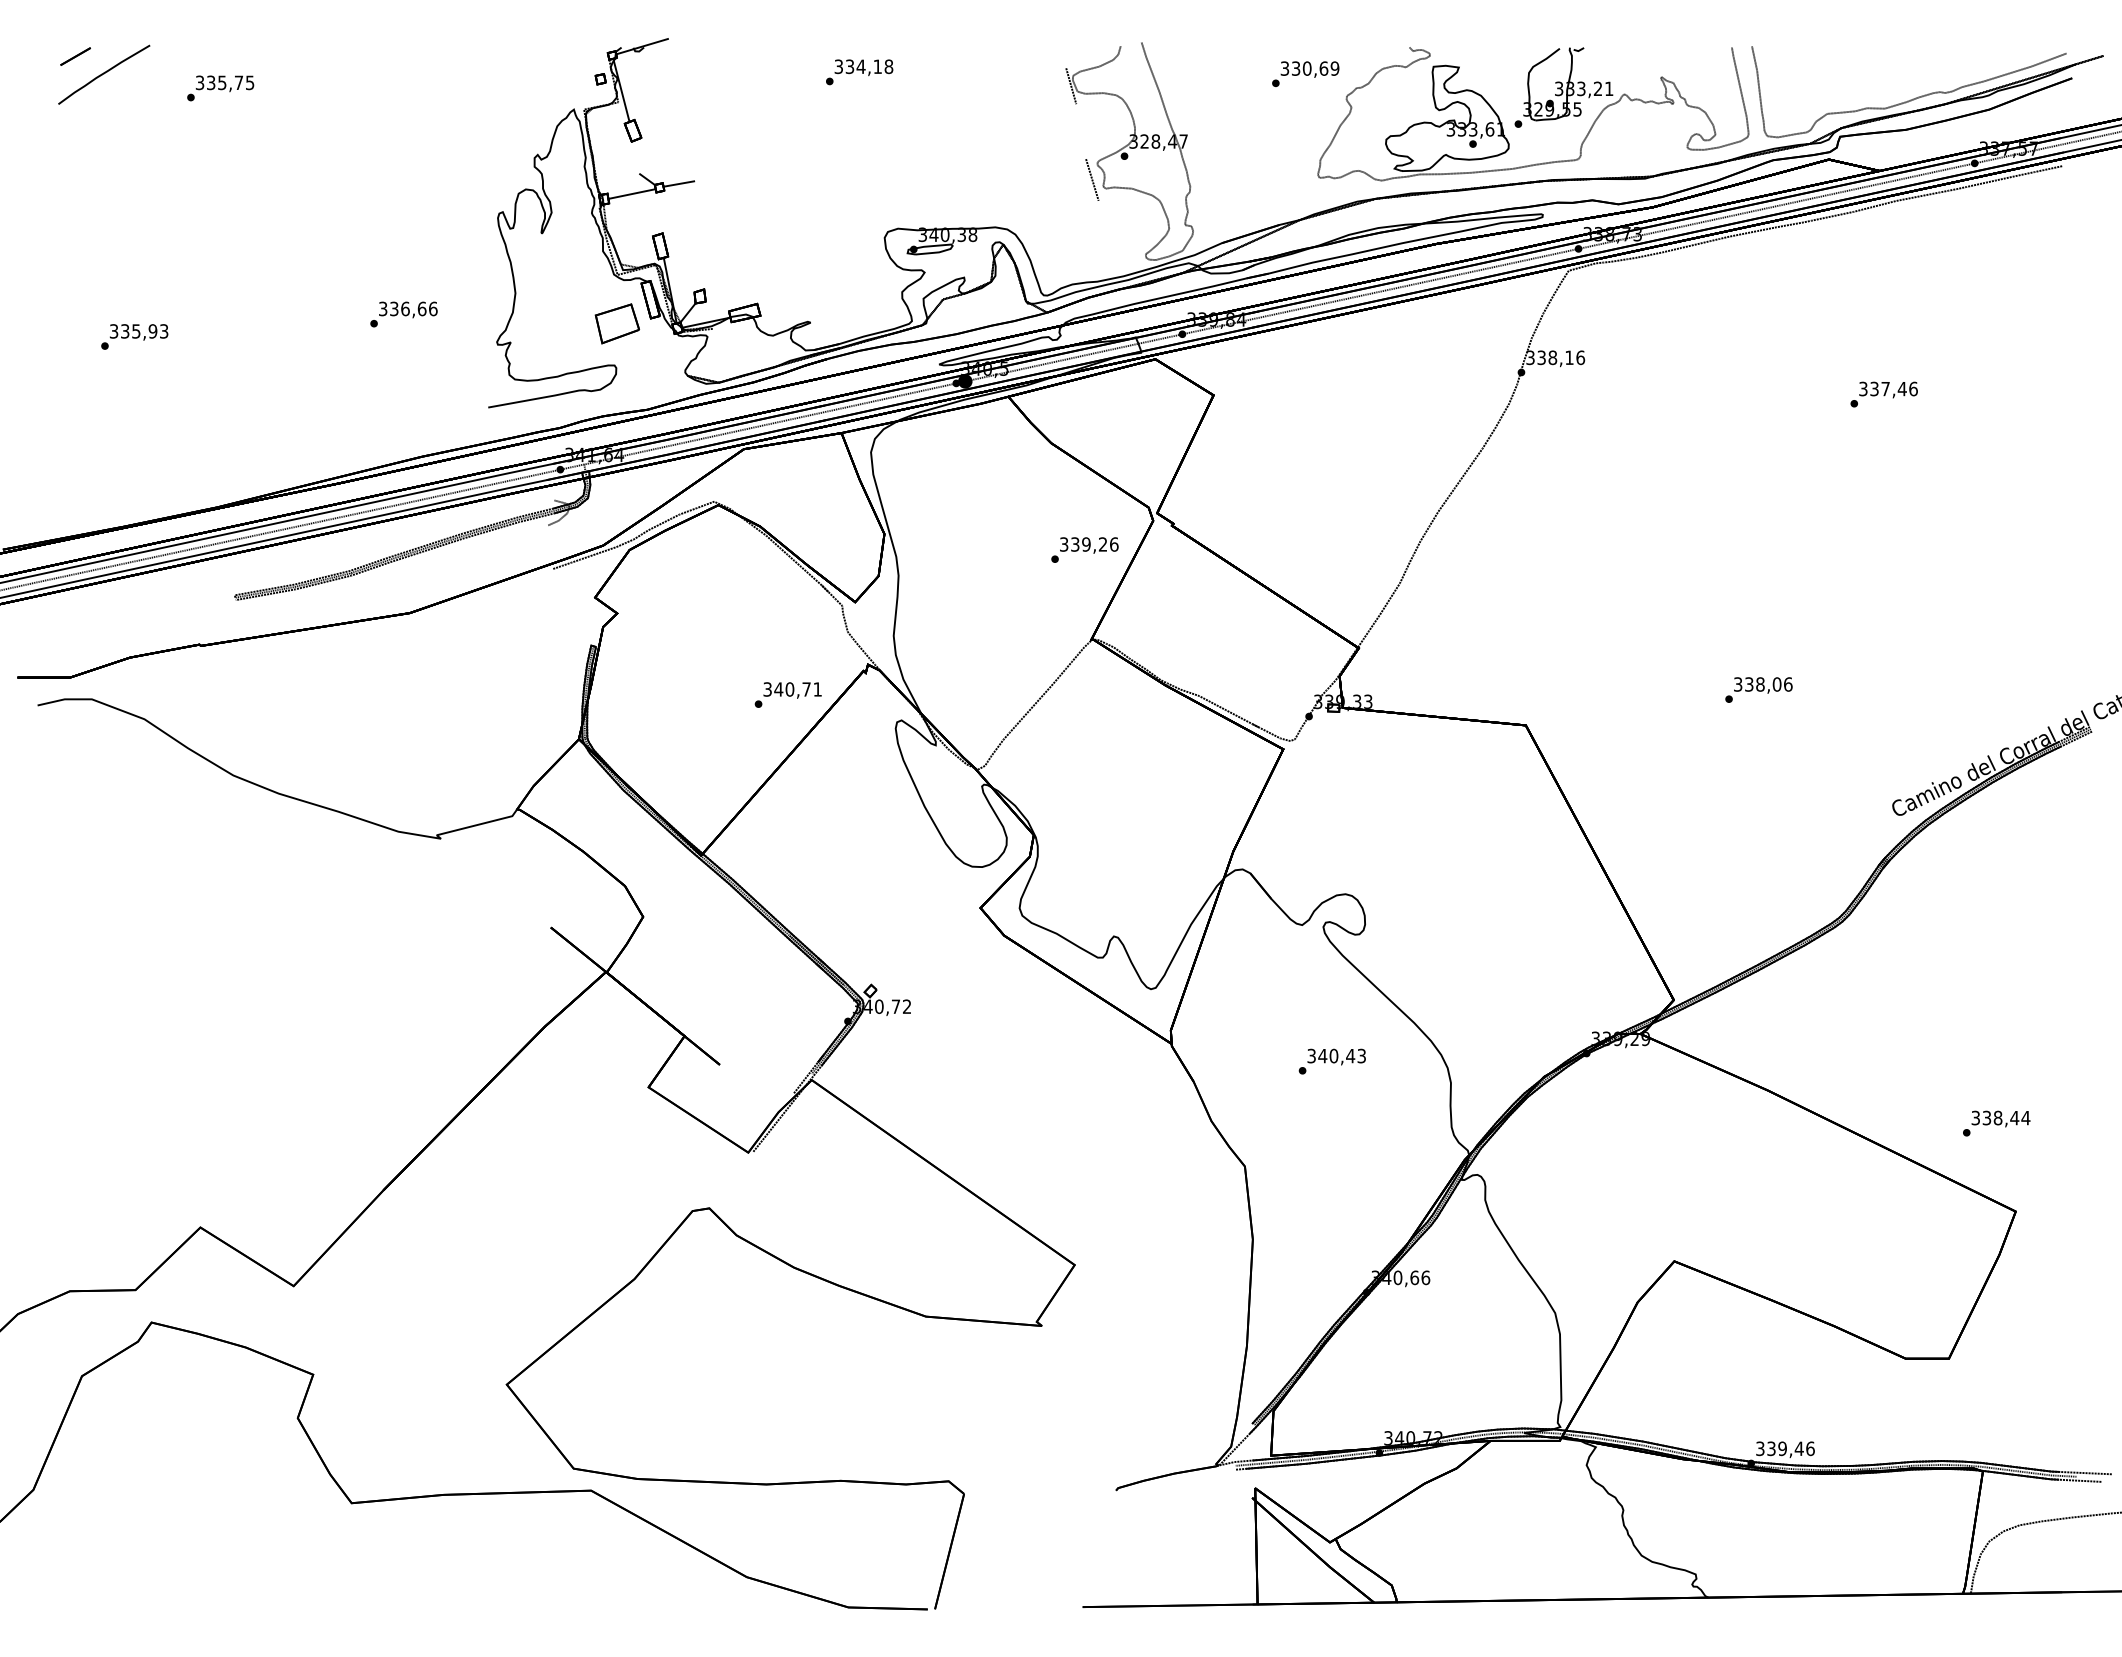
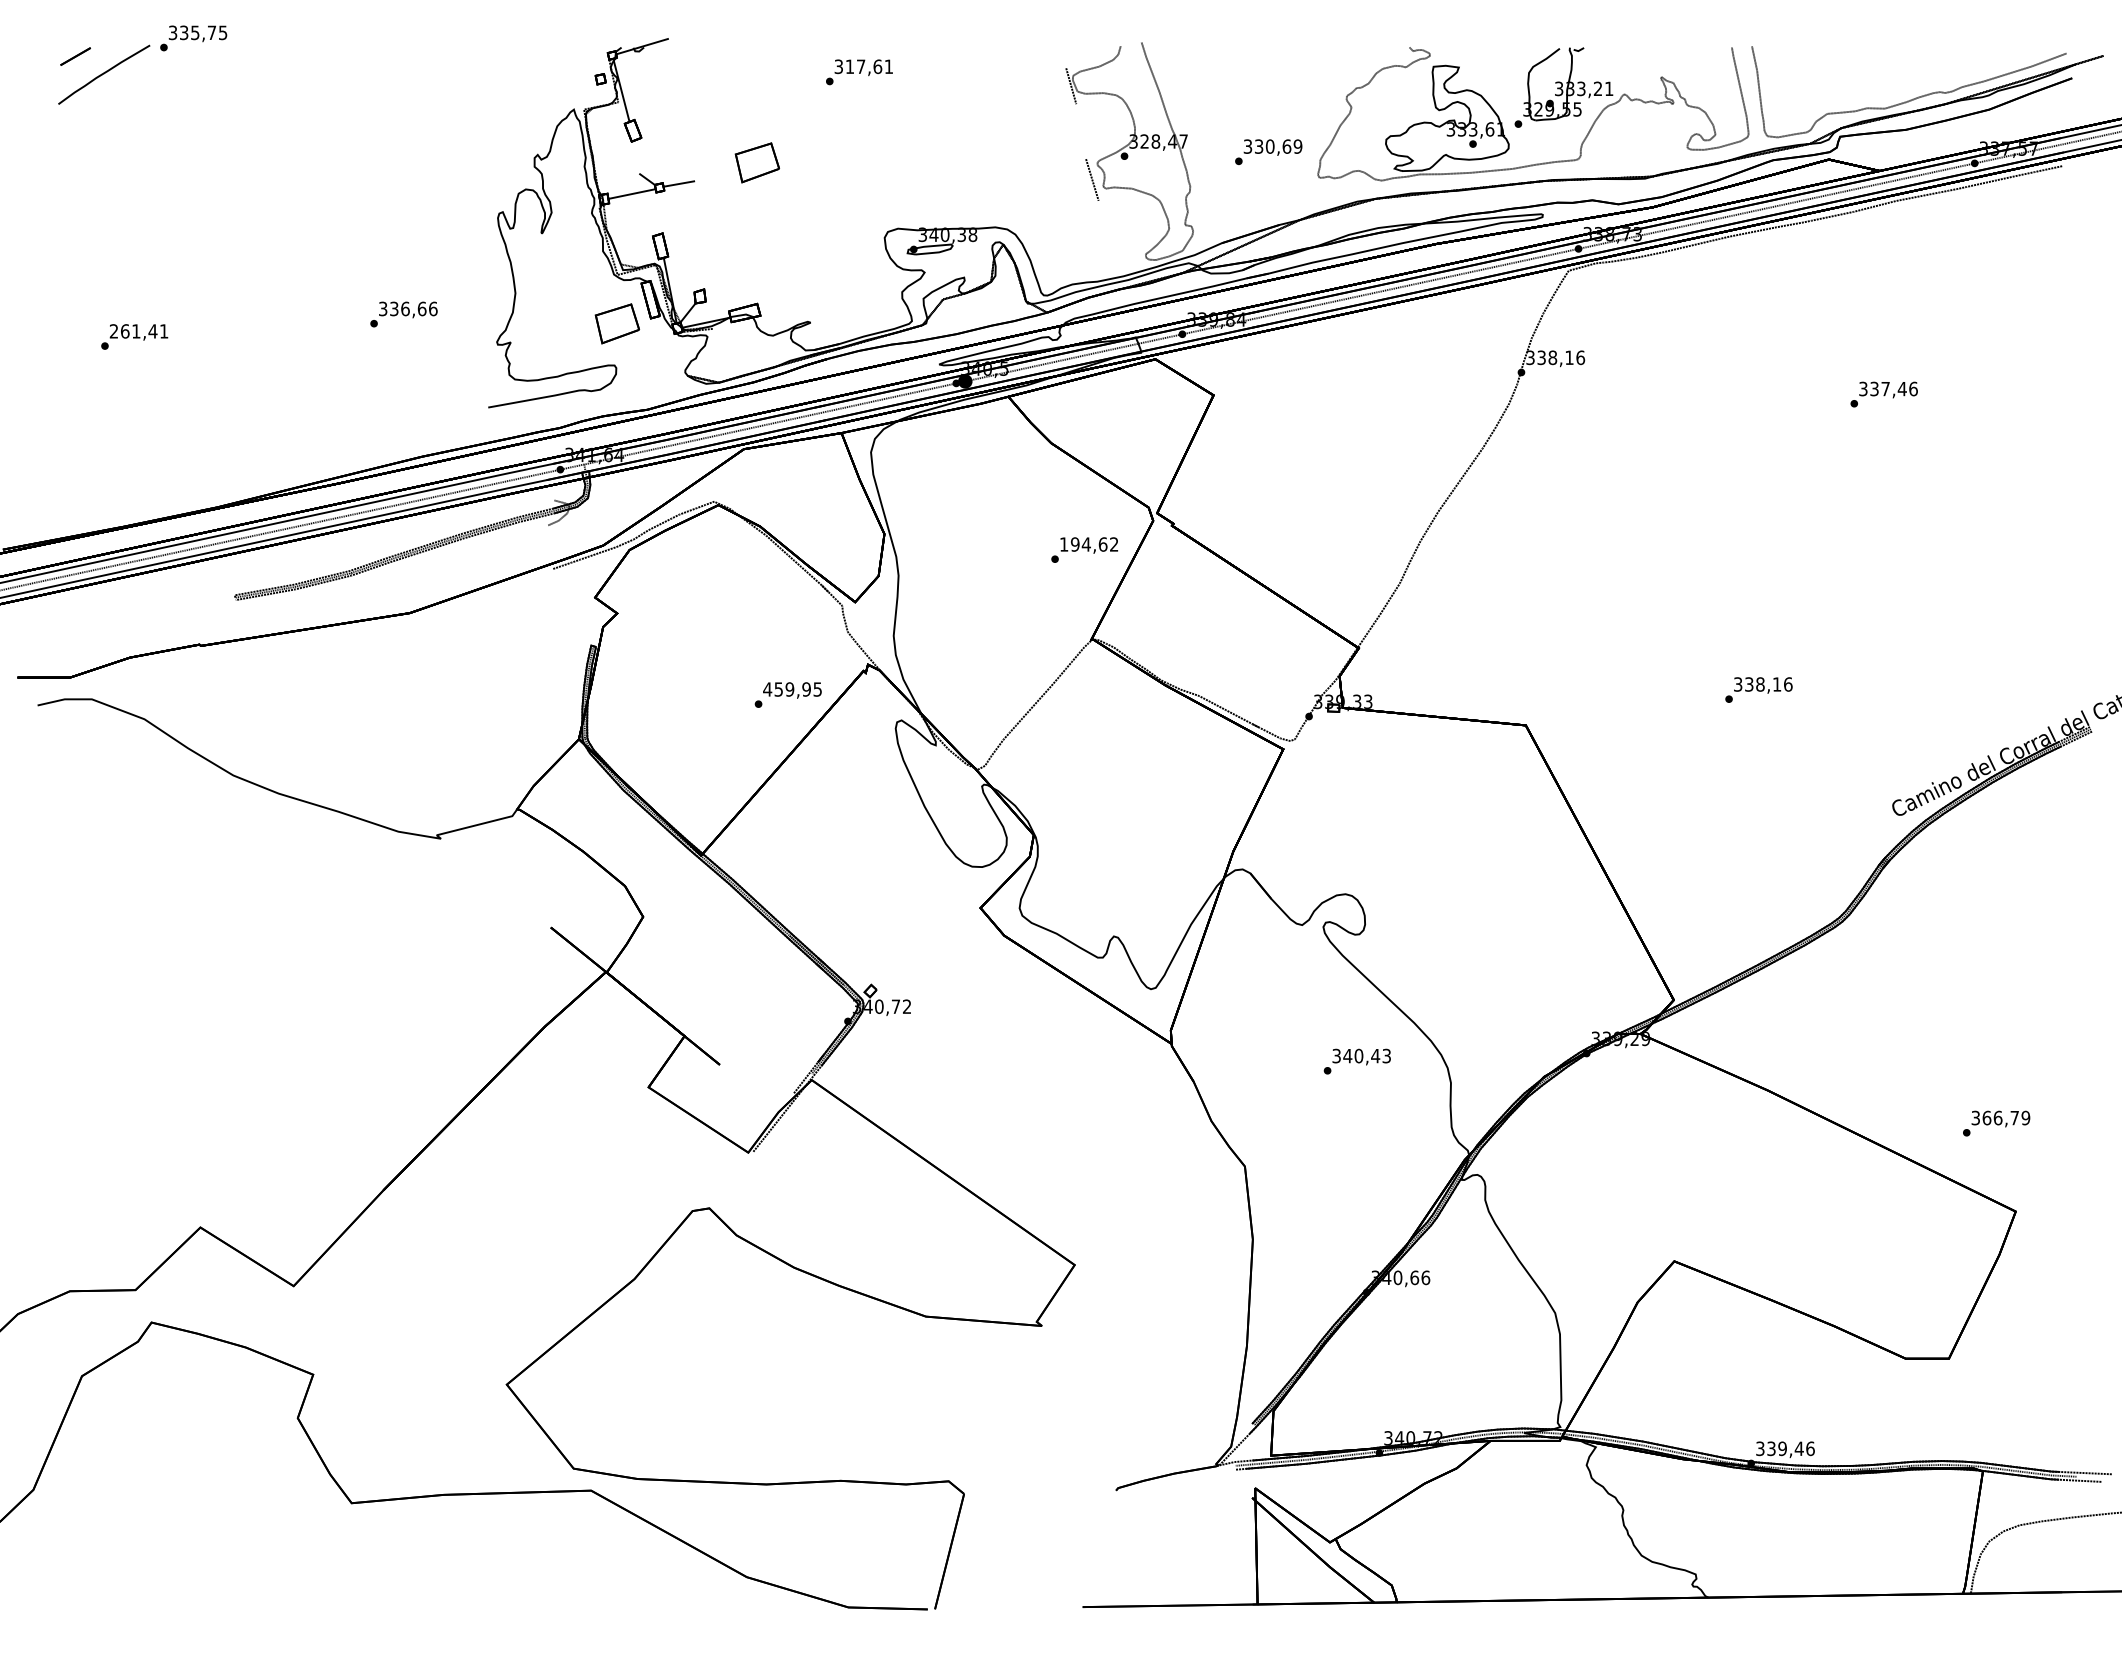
text: 334,18 -> 317,61 (869, 66)
text position: (1305, 73) -> (1268, 151) (1268, 151)
text position: (220, 88) -> (193, 38) (193, 38)
part: none -> present (756, 162)
text: 335,93 -> 261,41 (139, 331)
text: 339,26 -> 194,62 (1089, 544)
text: 338,06 -> 338,16 (1776, 684)
text: 340,71 -> 459,95 (792, 689)
text position: (1331, 1061) -> (1356, 1061) (1356, 1061)
text: 338,44 -> 366,79 (2006, 1117)
